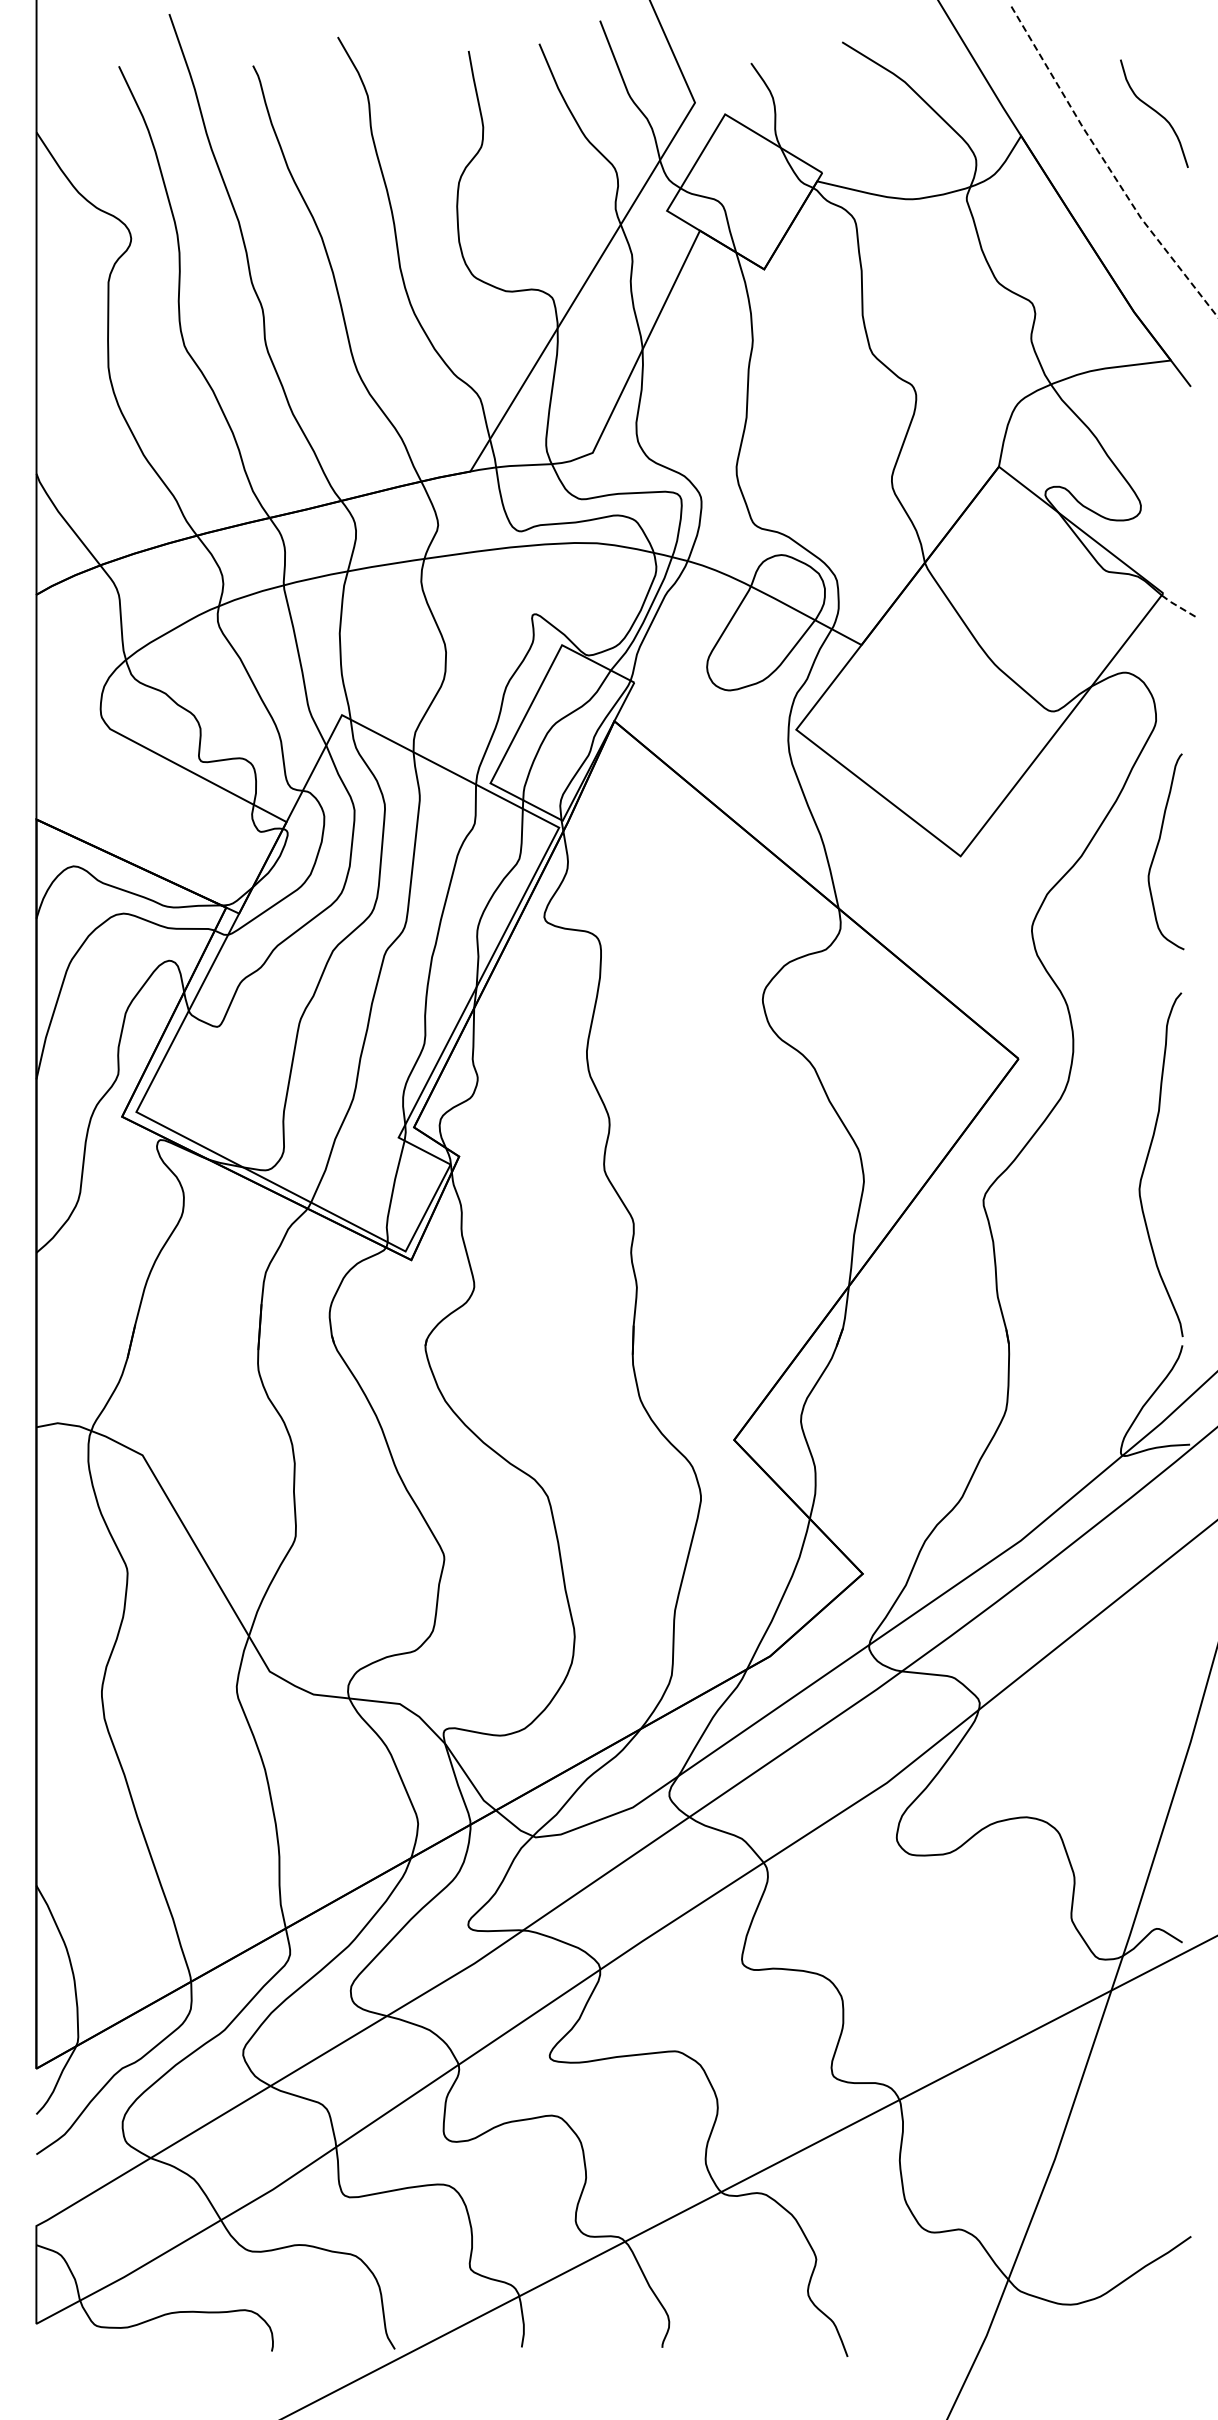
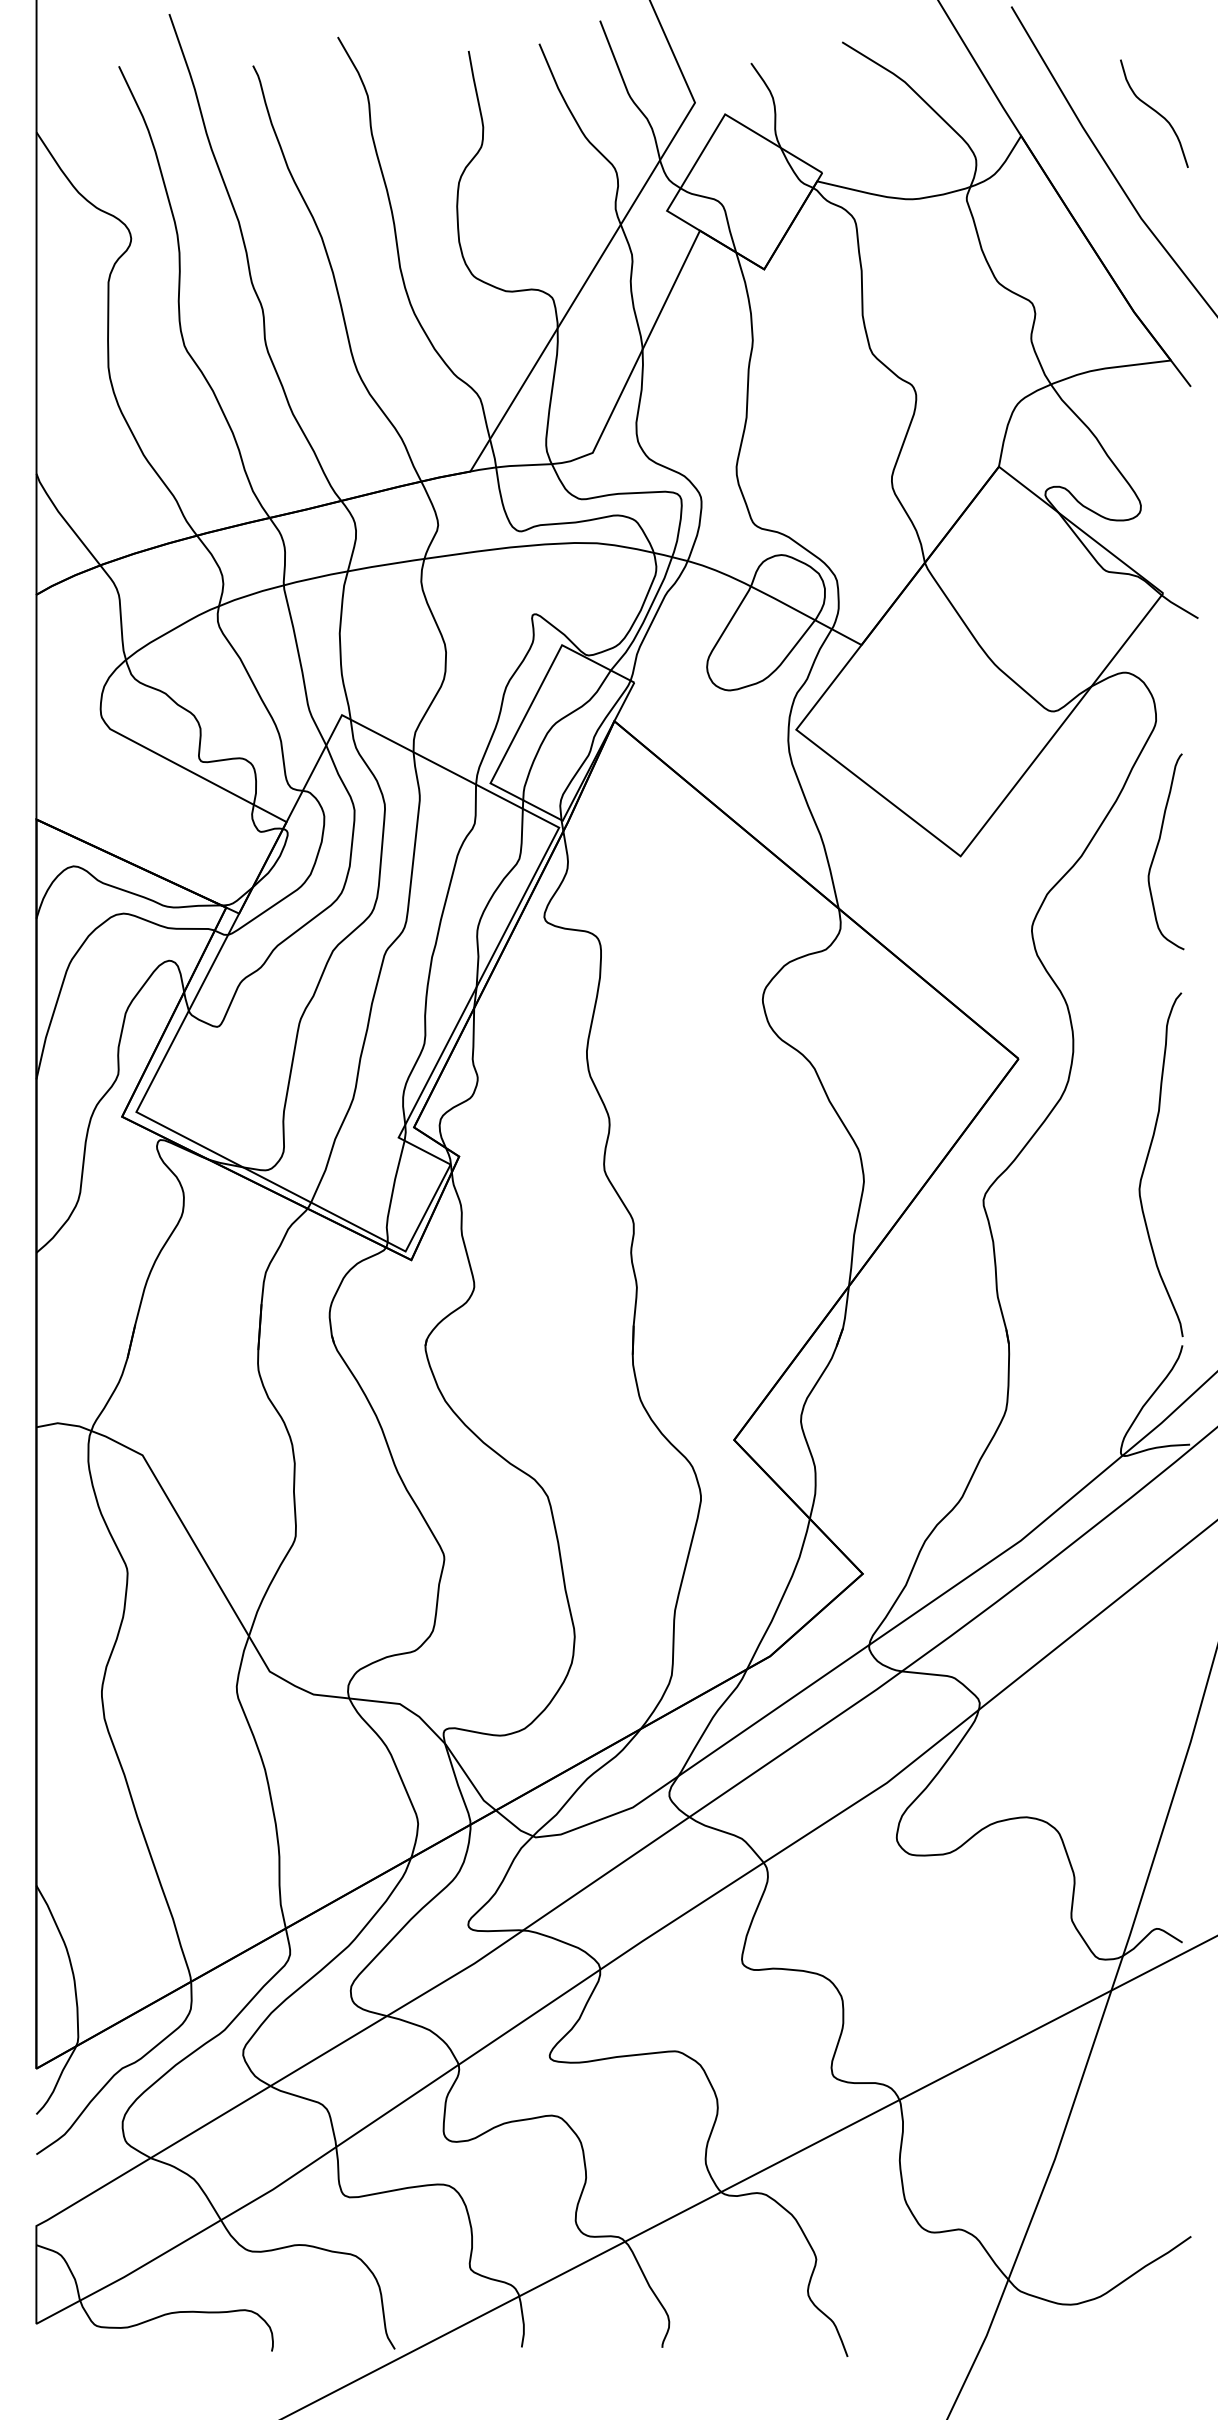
line: dashed -> solid (1107, 166)
line: dashed -> solid (1179, 607)
